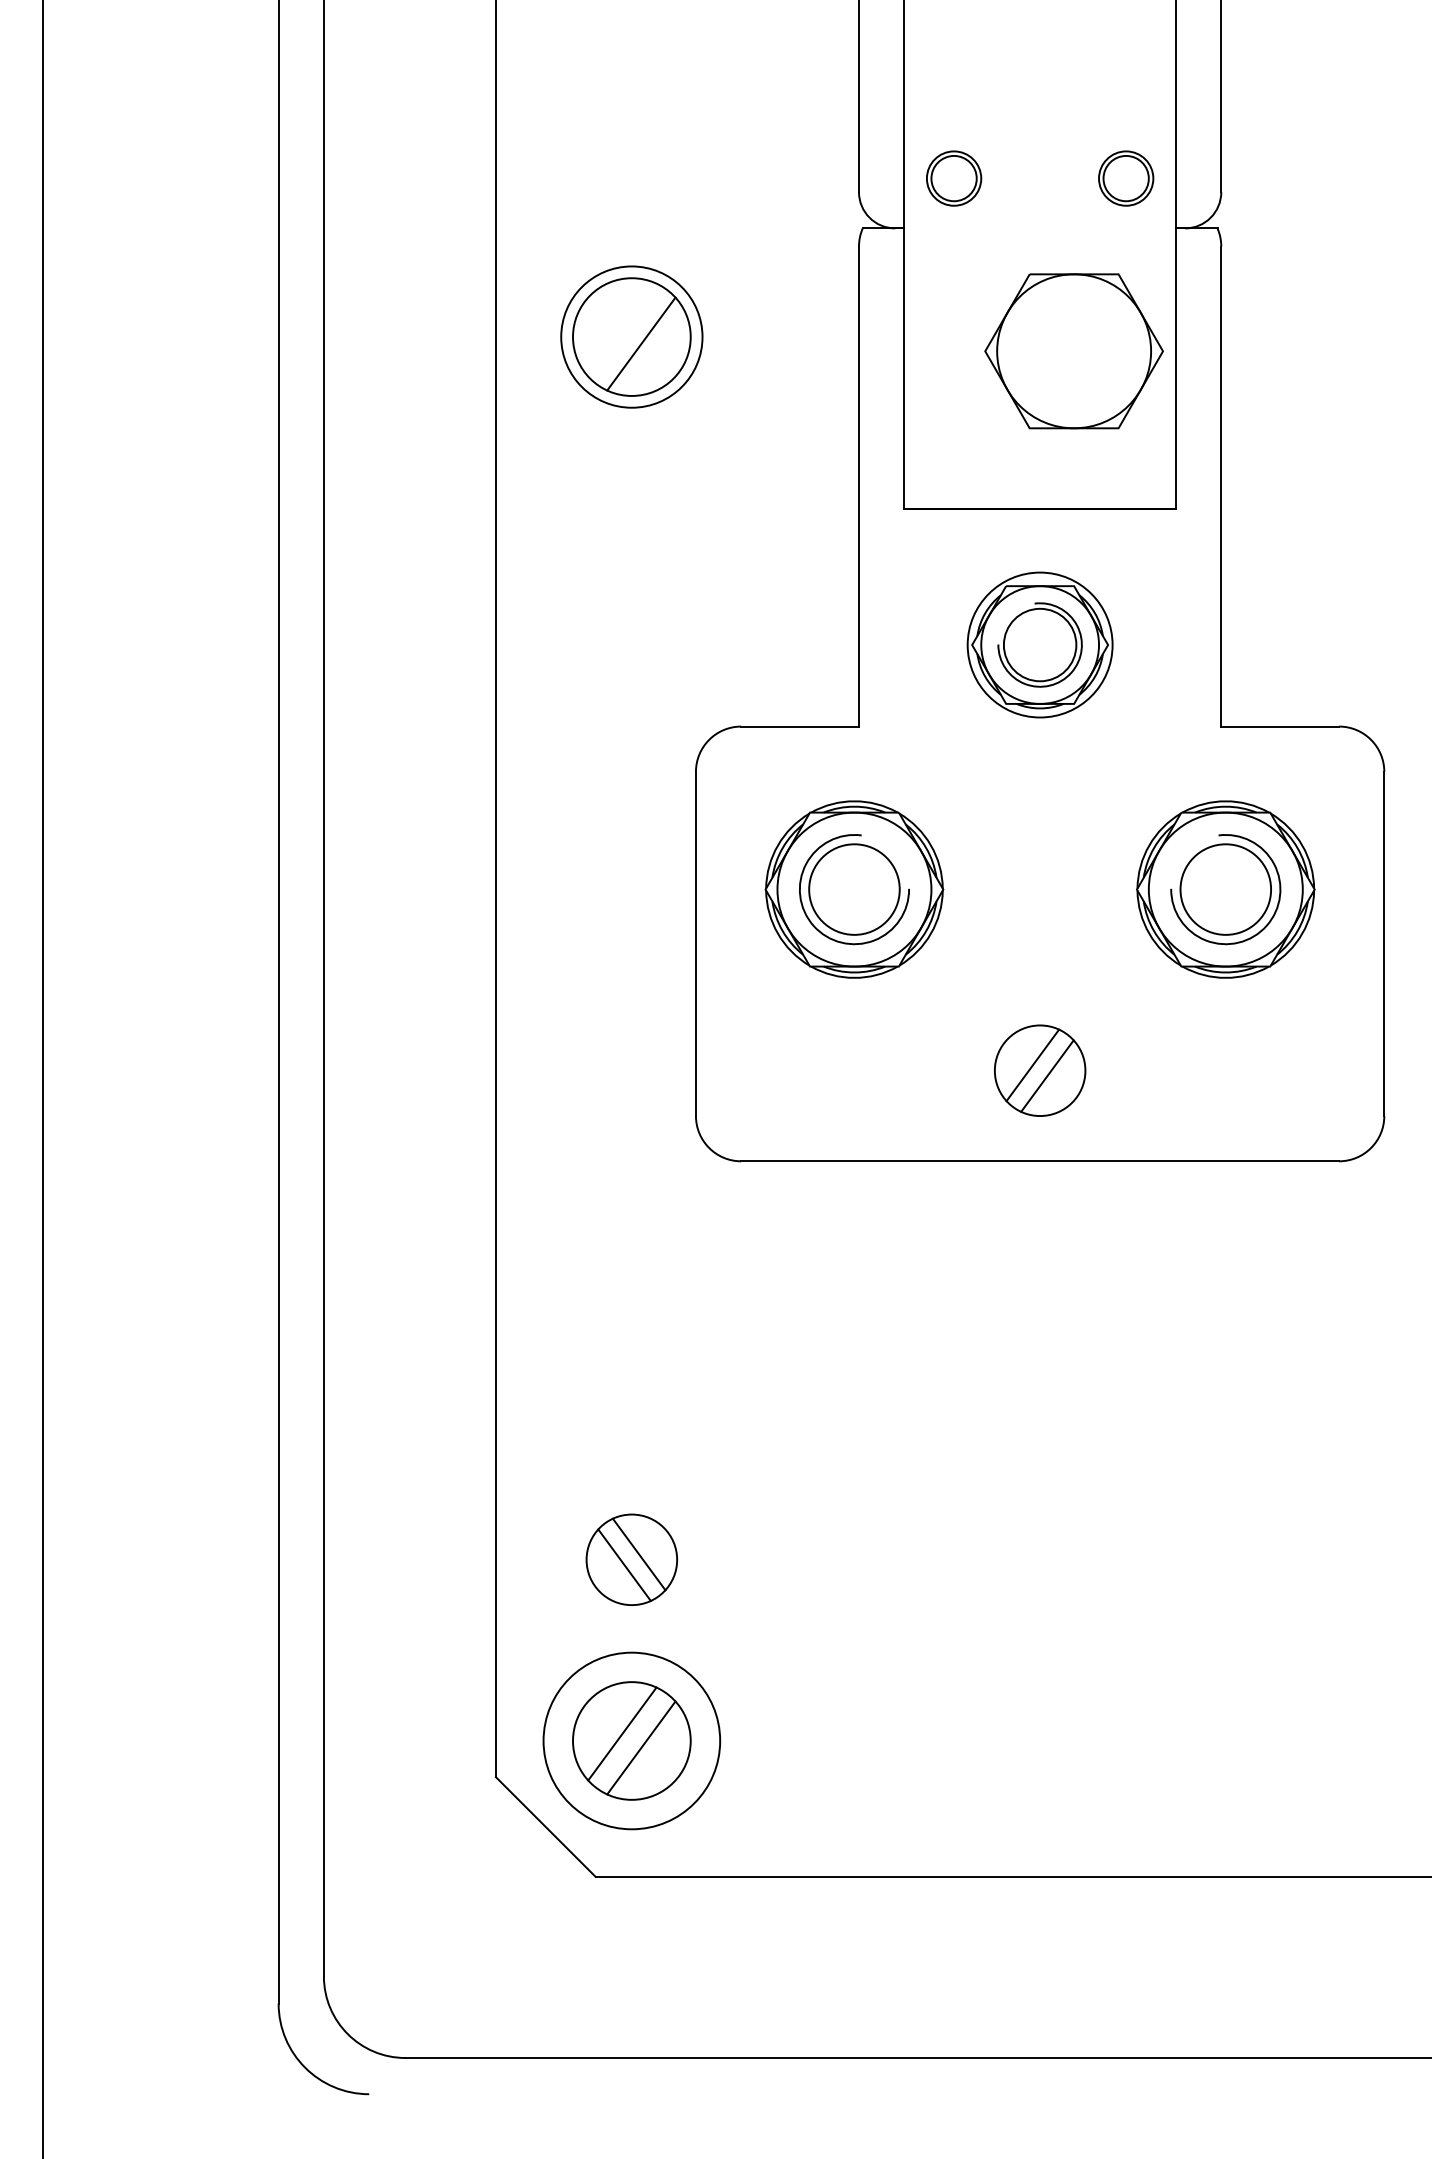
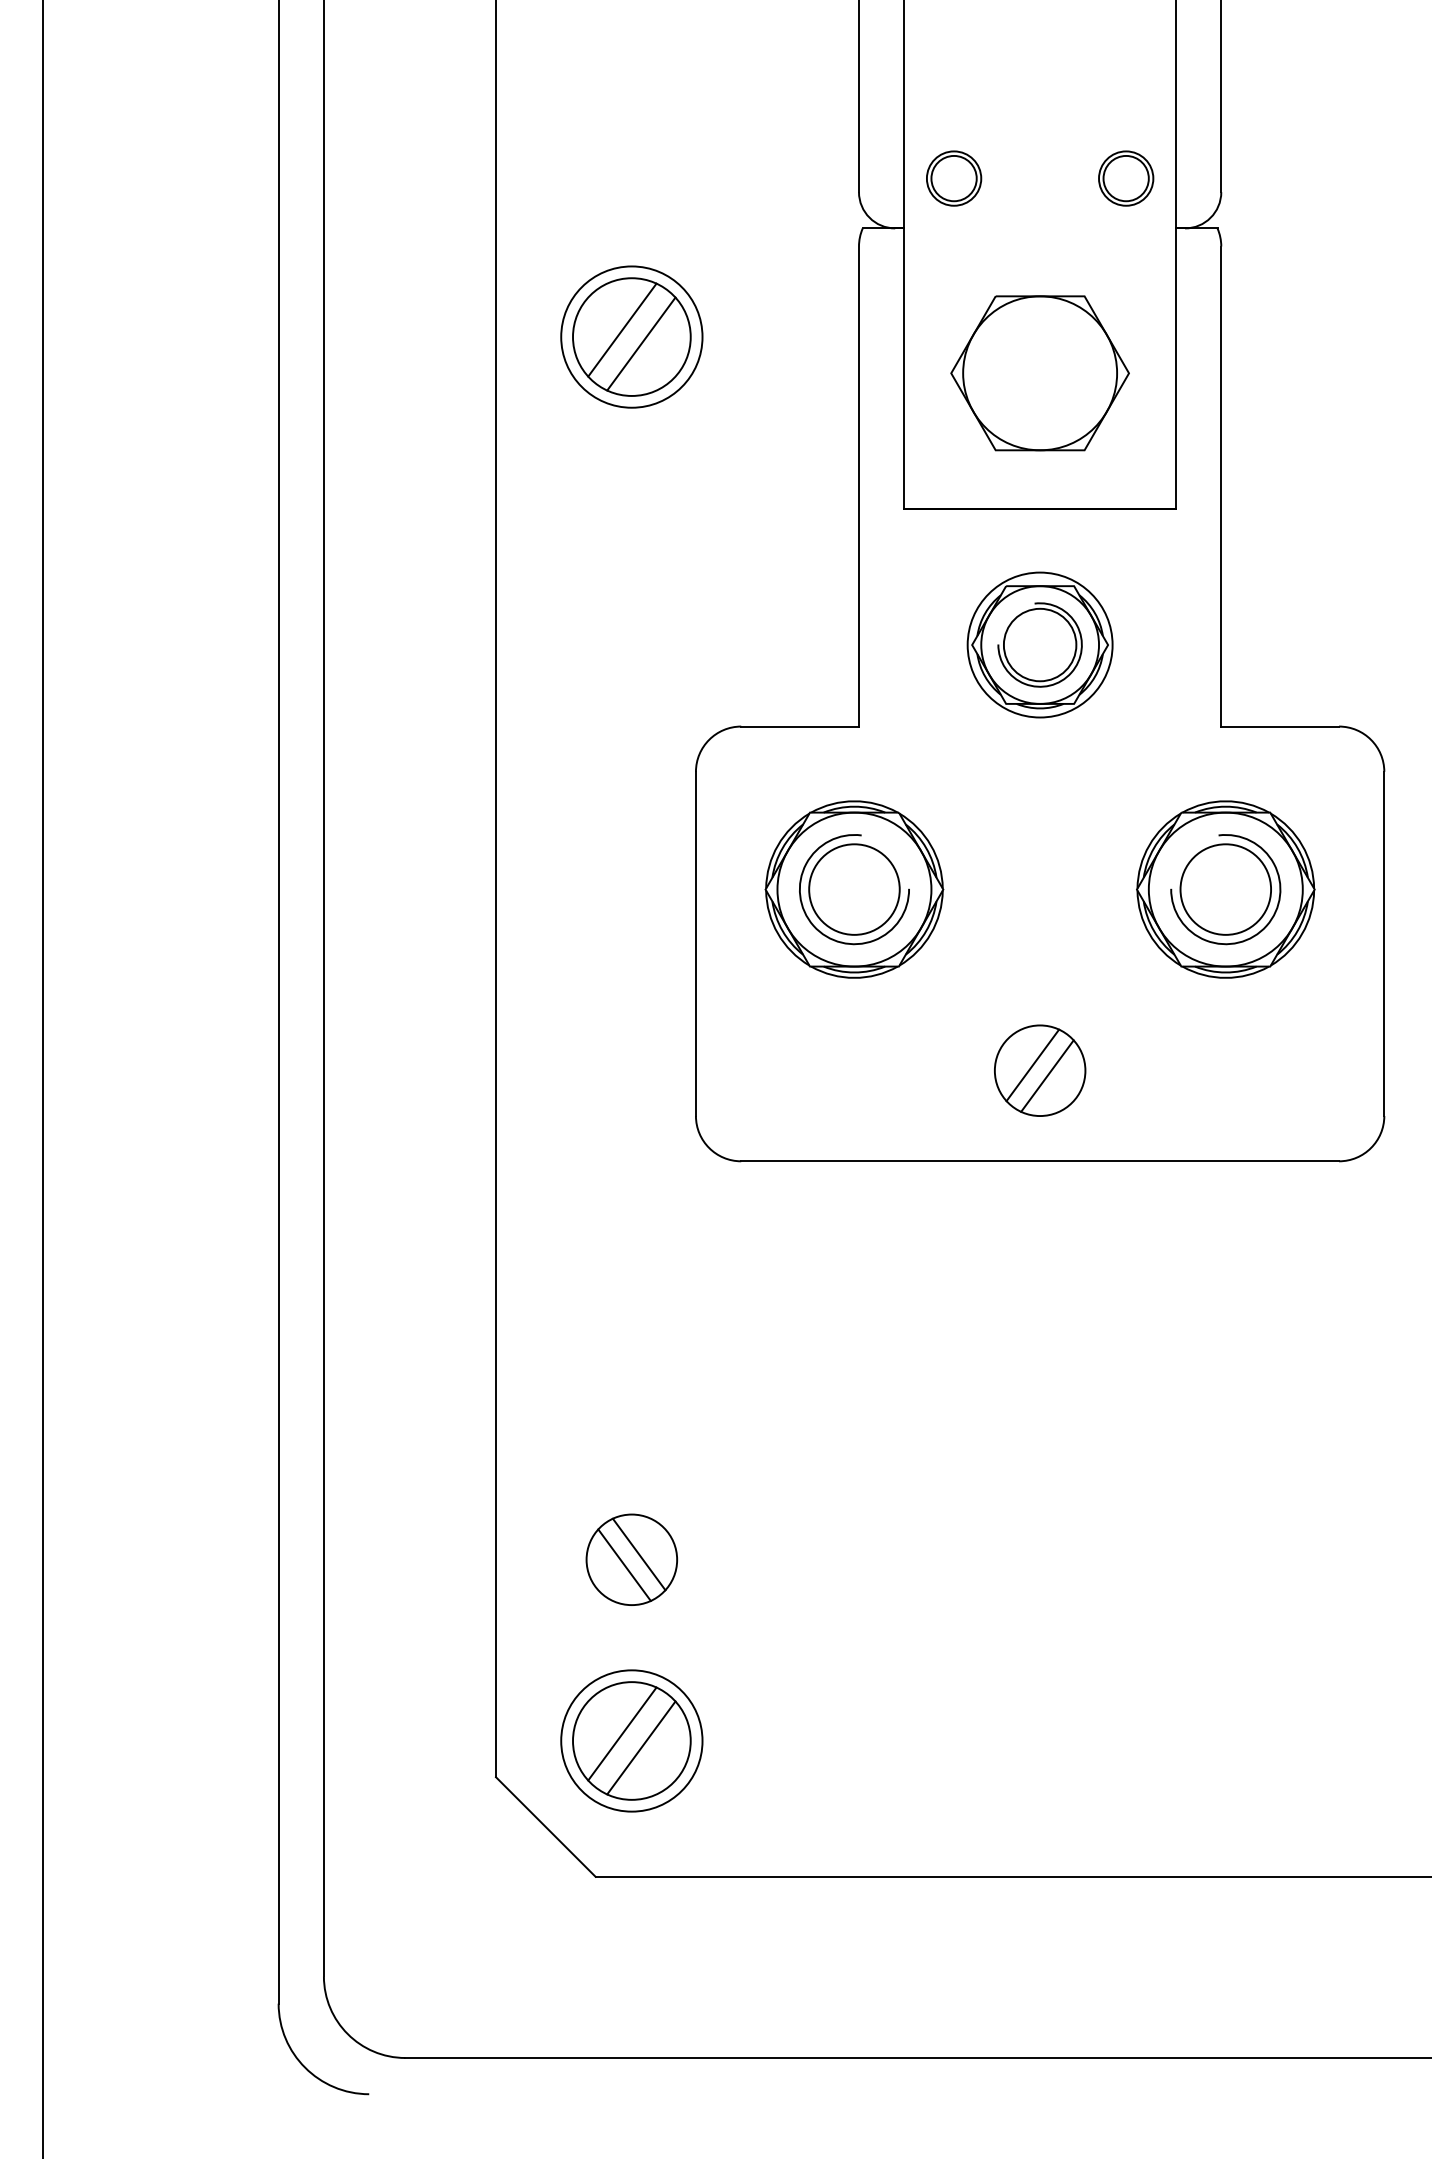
line: none -> present (622, 329)
part position: (1073, 351) -> (1039, 373) (1039, 373)
circle diameter: 177 px -> 141 px (631, 1740)
